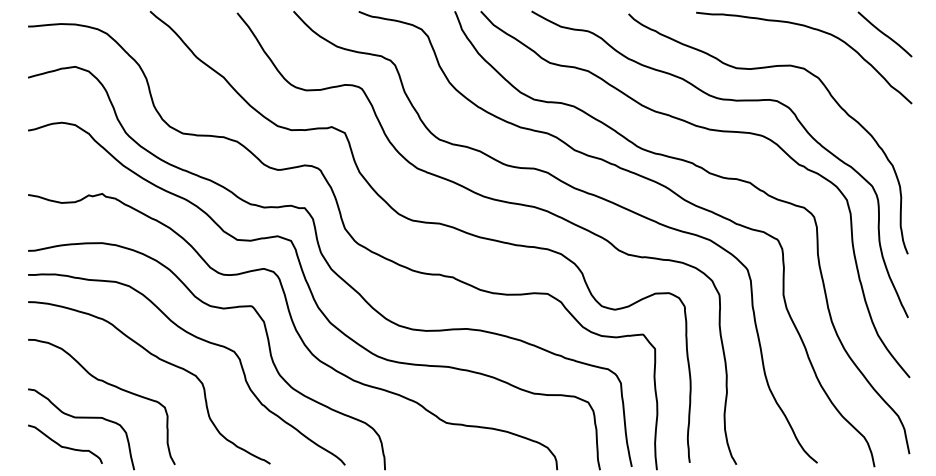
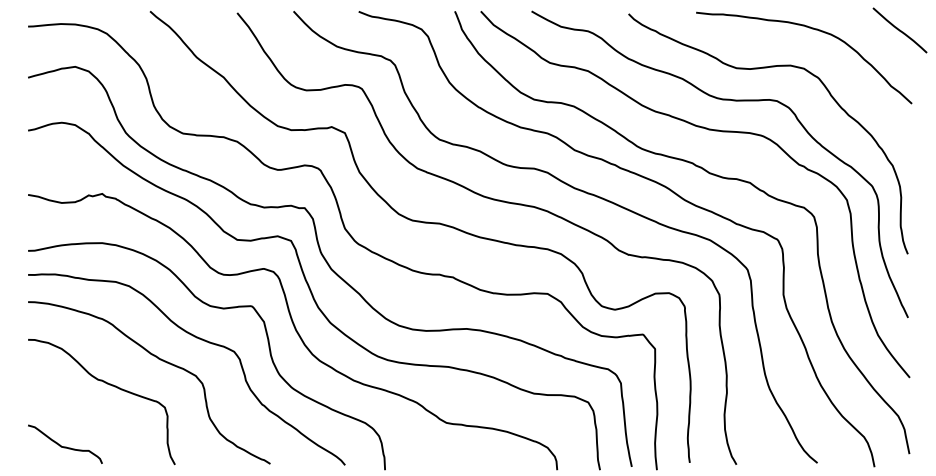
line position: (884, 34) -> (899, 30) (899, 30)
curve: present -> none (81, 418)
